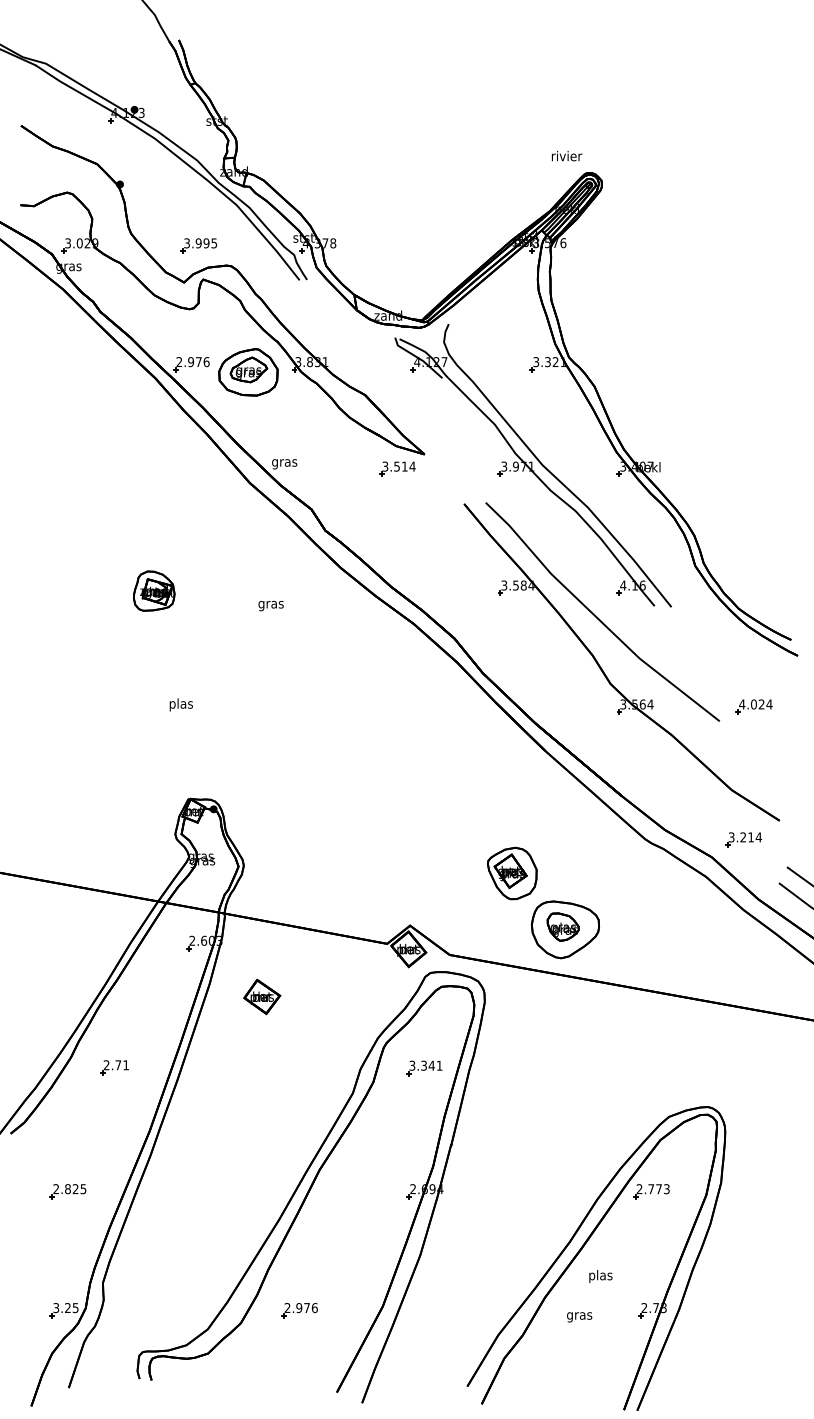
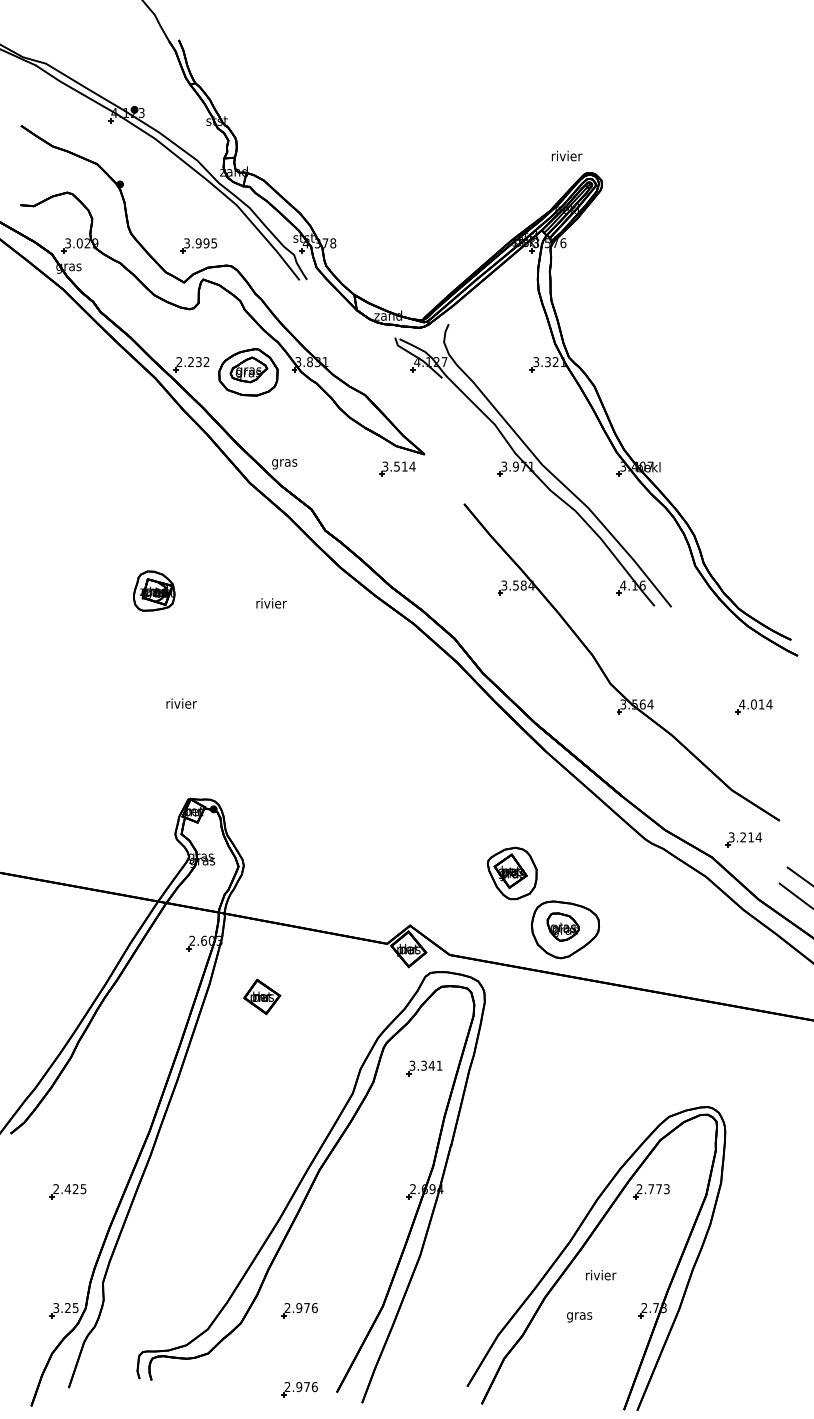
text: 2.976 -> 2.232 (198, 362)
text: gras -> rivier (271, 604)
line: present -> none (597, 616)
text: plas -> rivier (181, 704)
text: 4.024 -> 4.014 (761, 704)
part: present -> none (114, 1067)
text: 2.825 -> 2.425 (67, 1189)
text: plas -> rivier (601, 1276)
part: none -> present (299, 1389)
